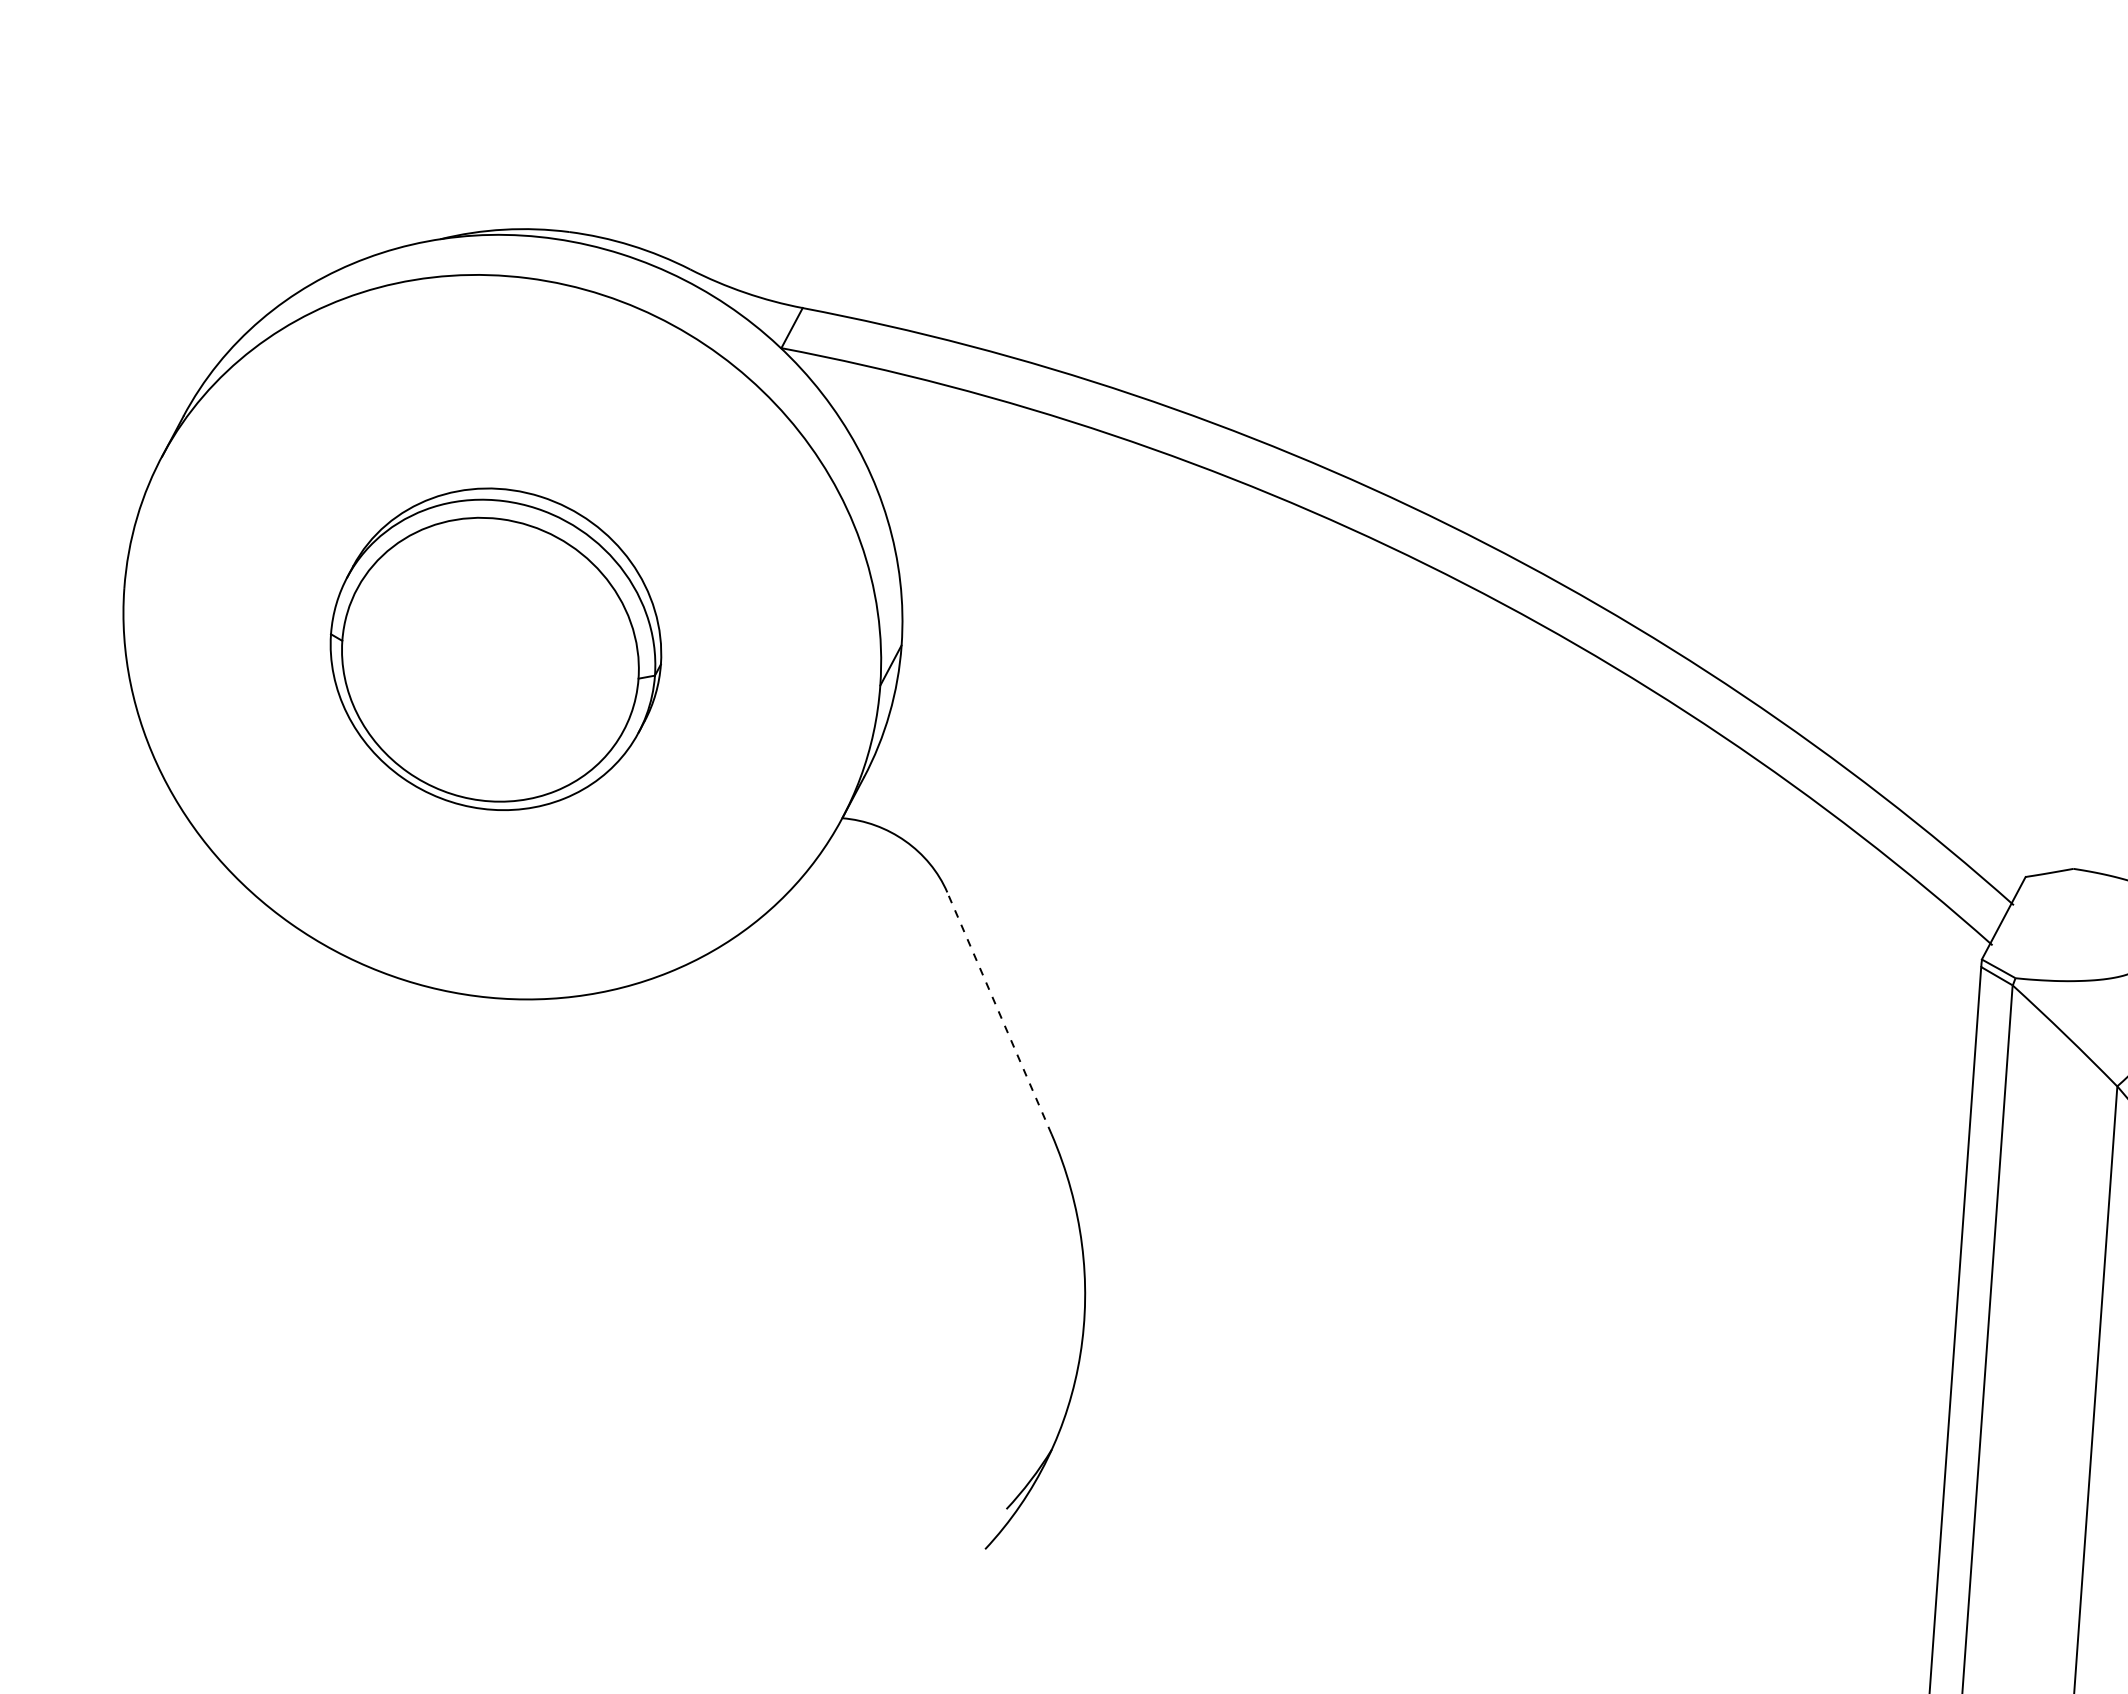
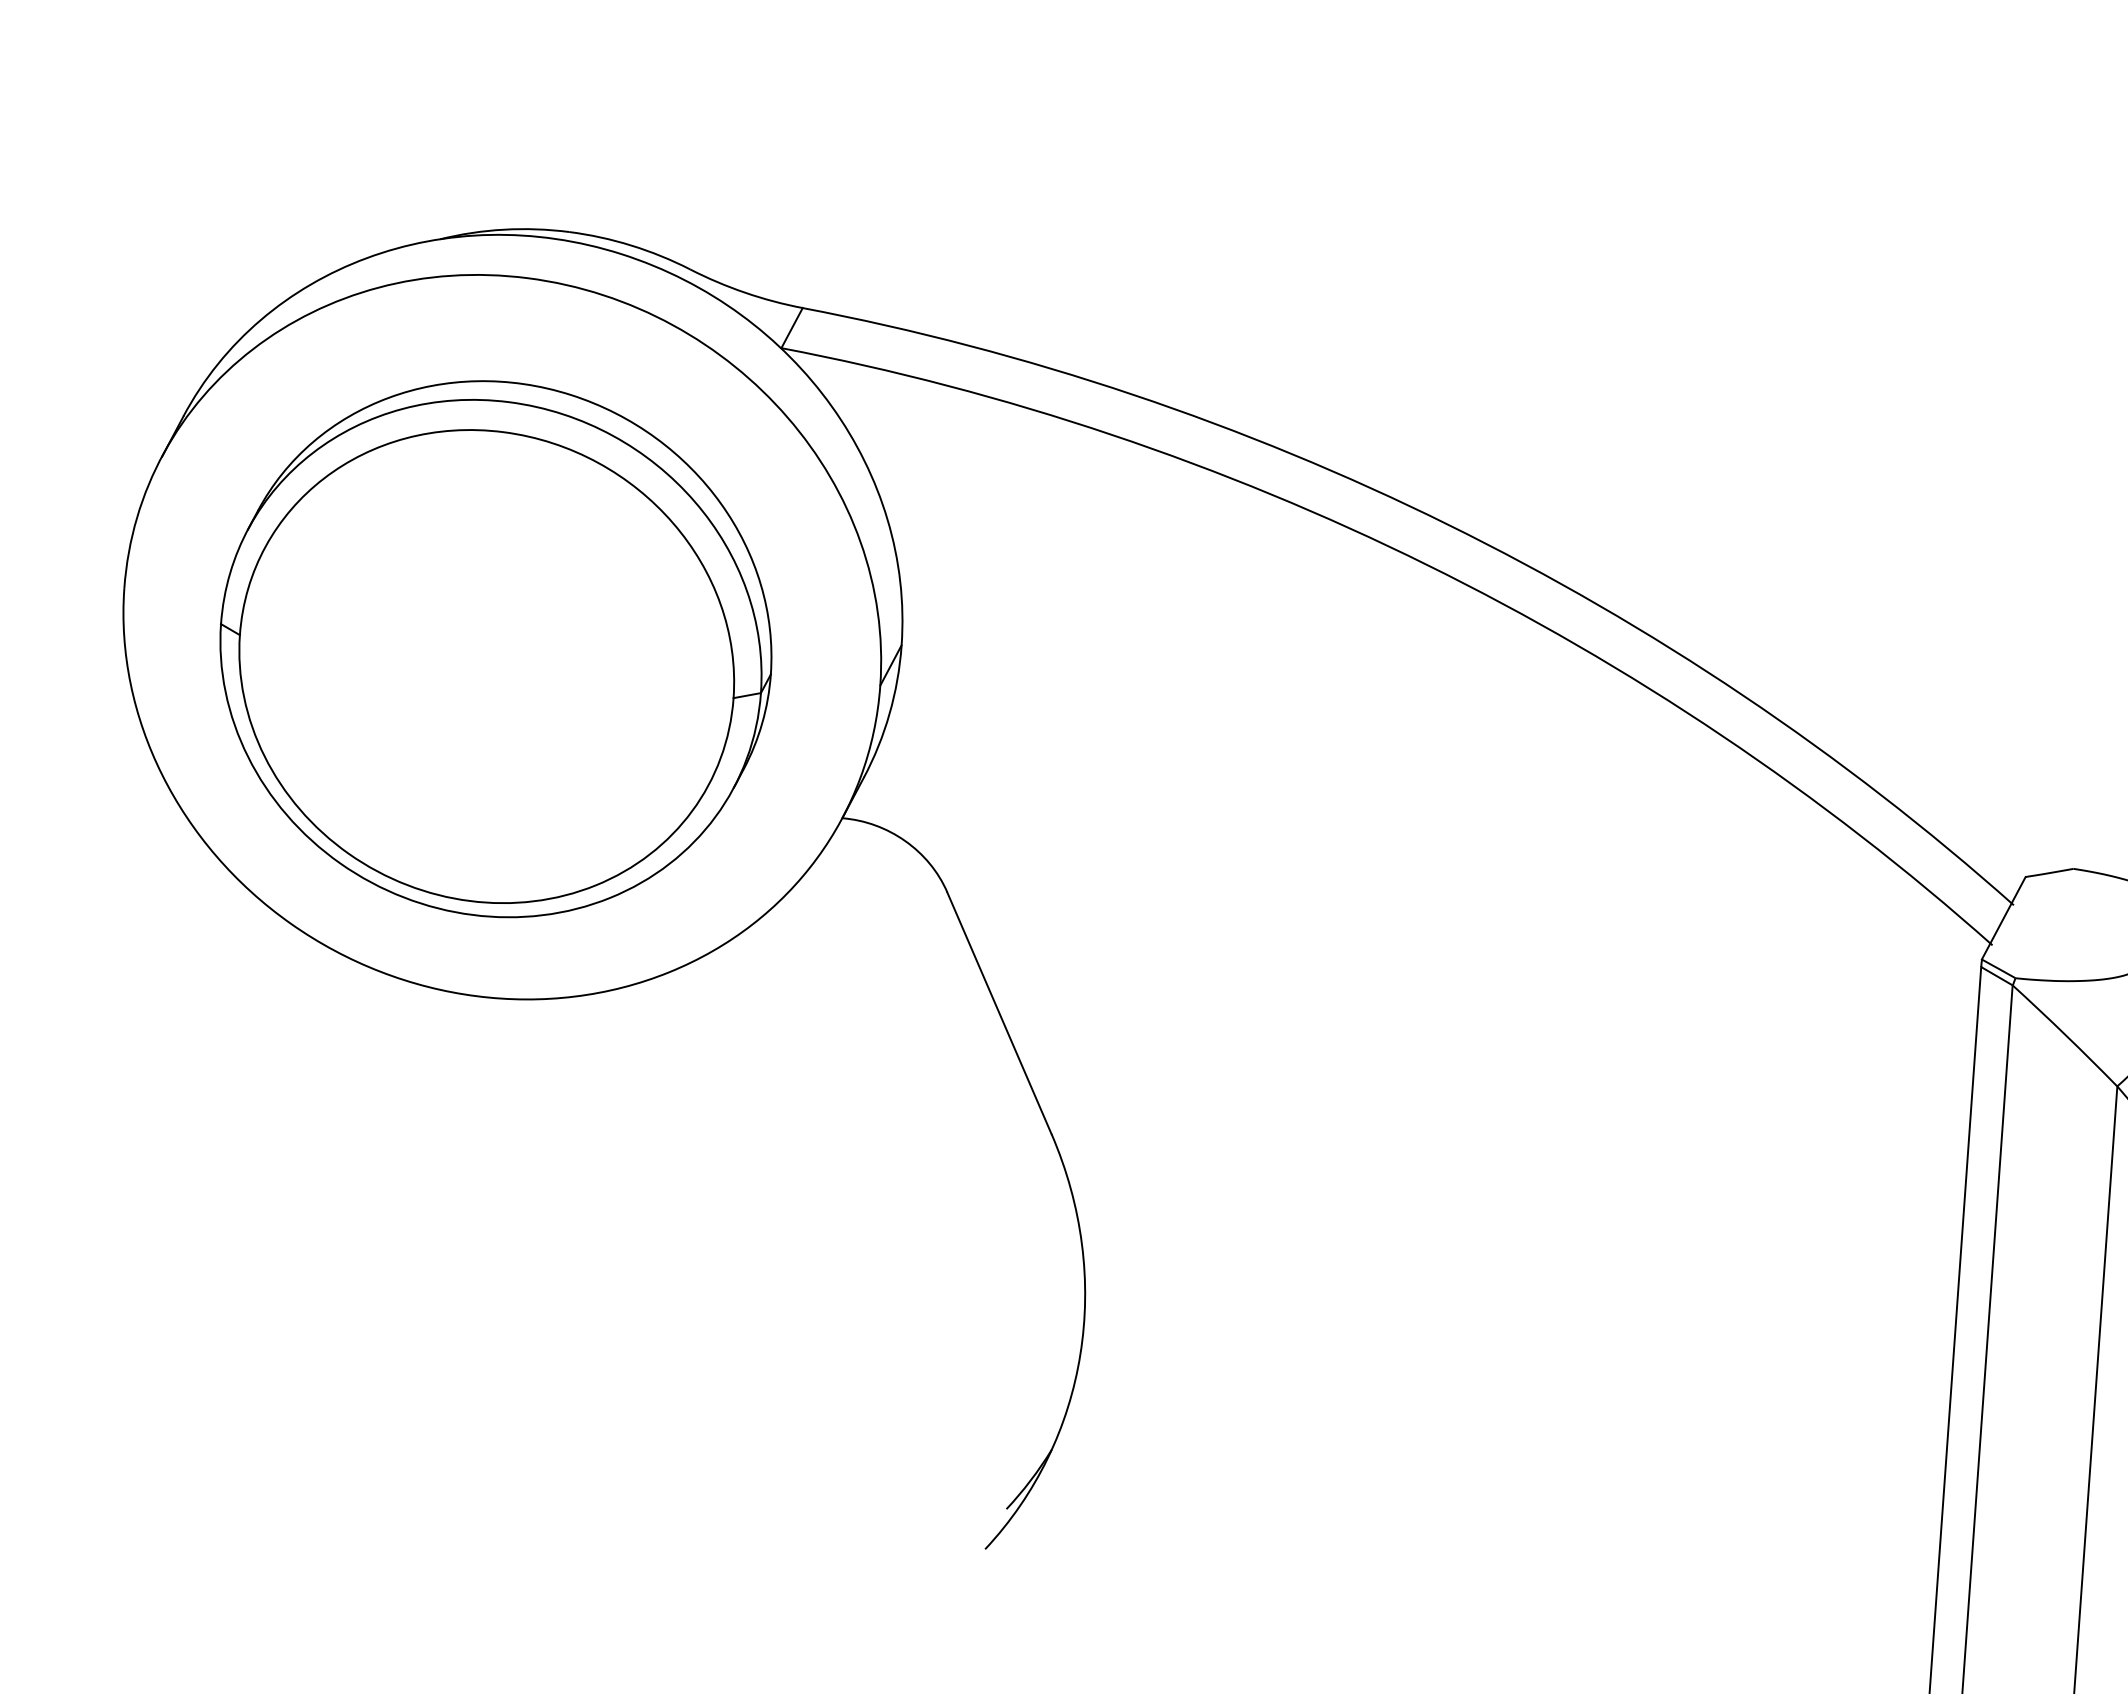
part size: 334x324 px -> 554x539 px (495, 649)
line: dashed -> solid (999, 1013)
